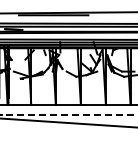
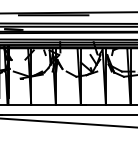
line: dashed -> solid (69, 114)
